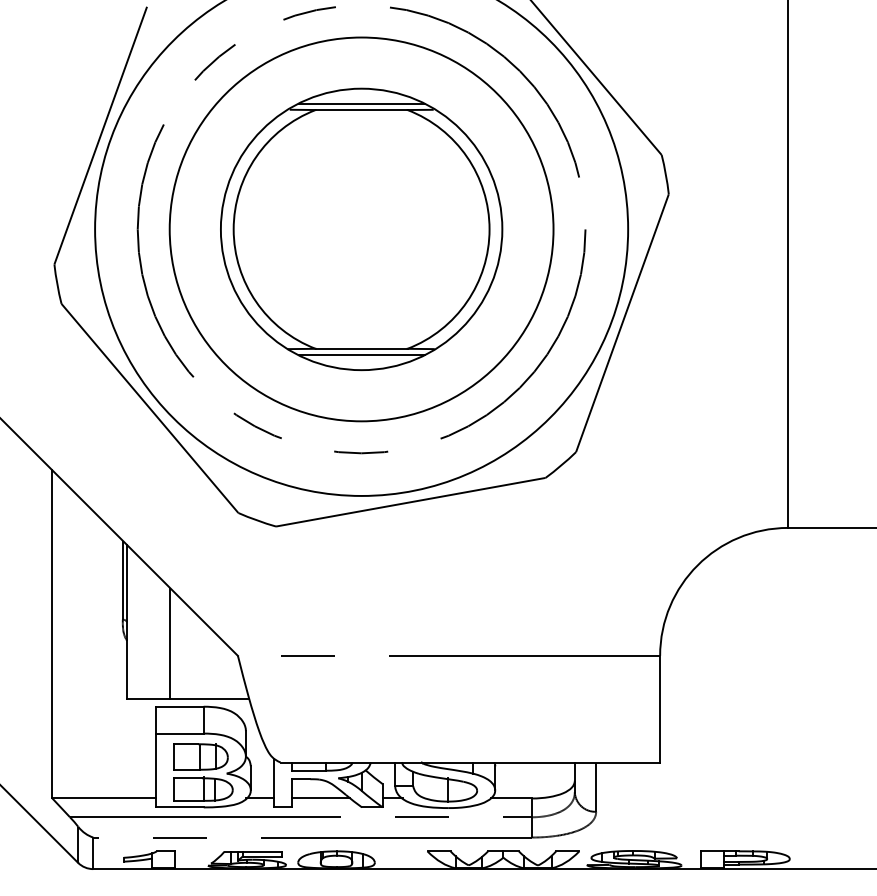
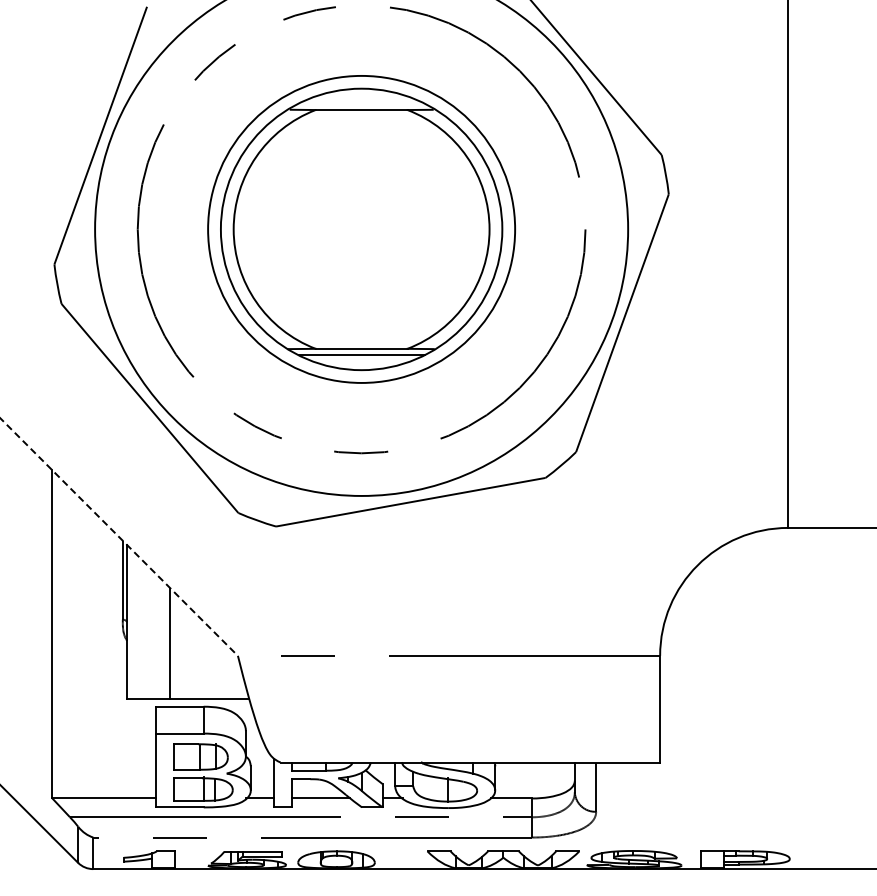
line: present -> none (361, 103)
circle diameter: 384 px -> 307 px (361, 228)
line: solid -> dashed (119, 537)
